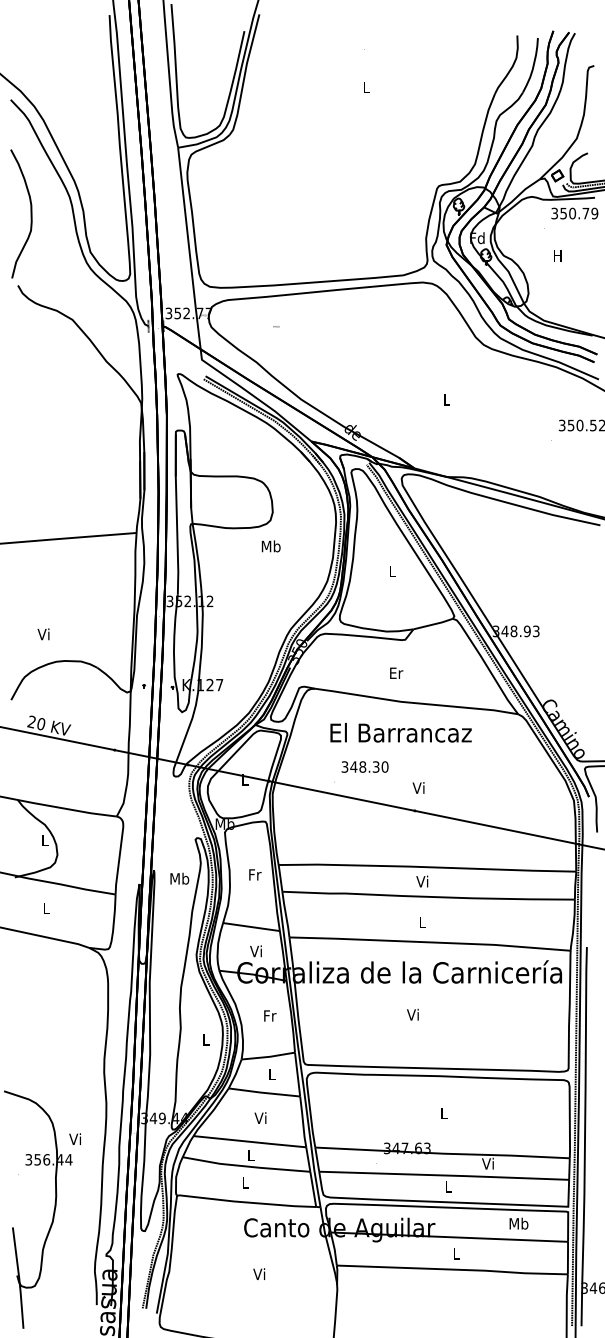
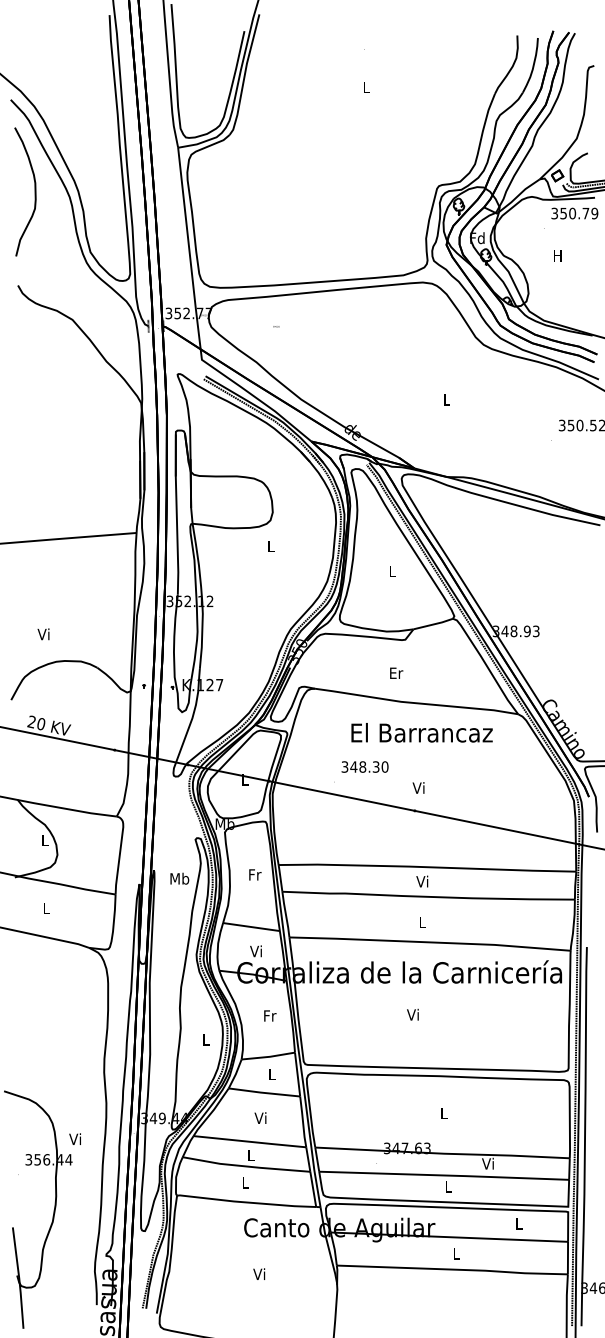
curve position: (30, 213) -> (34, 191) (34, 191)
text: Mb -> L (270, 546)
text position: (400, 732) -> (421, 732) (421, 732)
text: Mb -> L (518, 1223)
